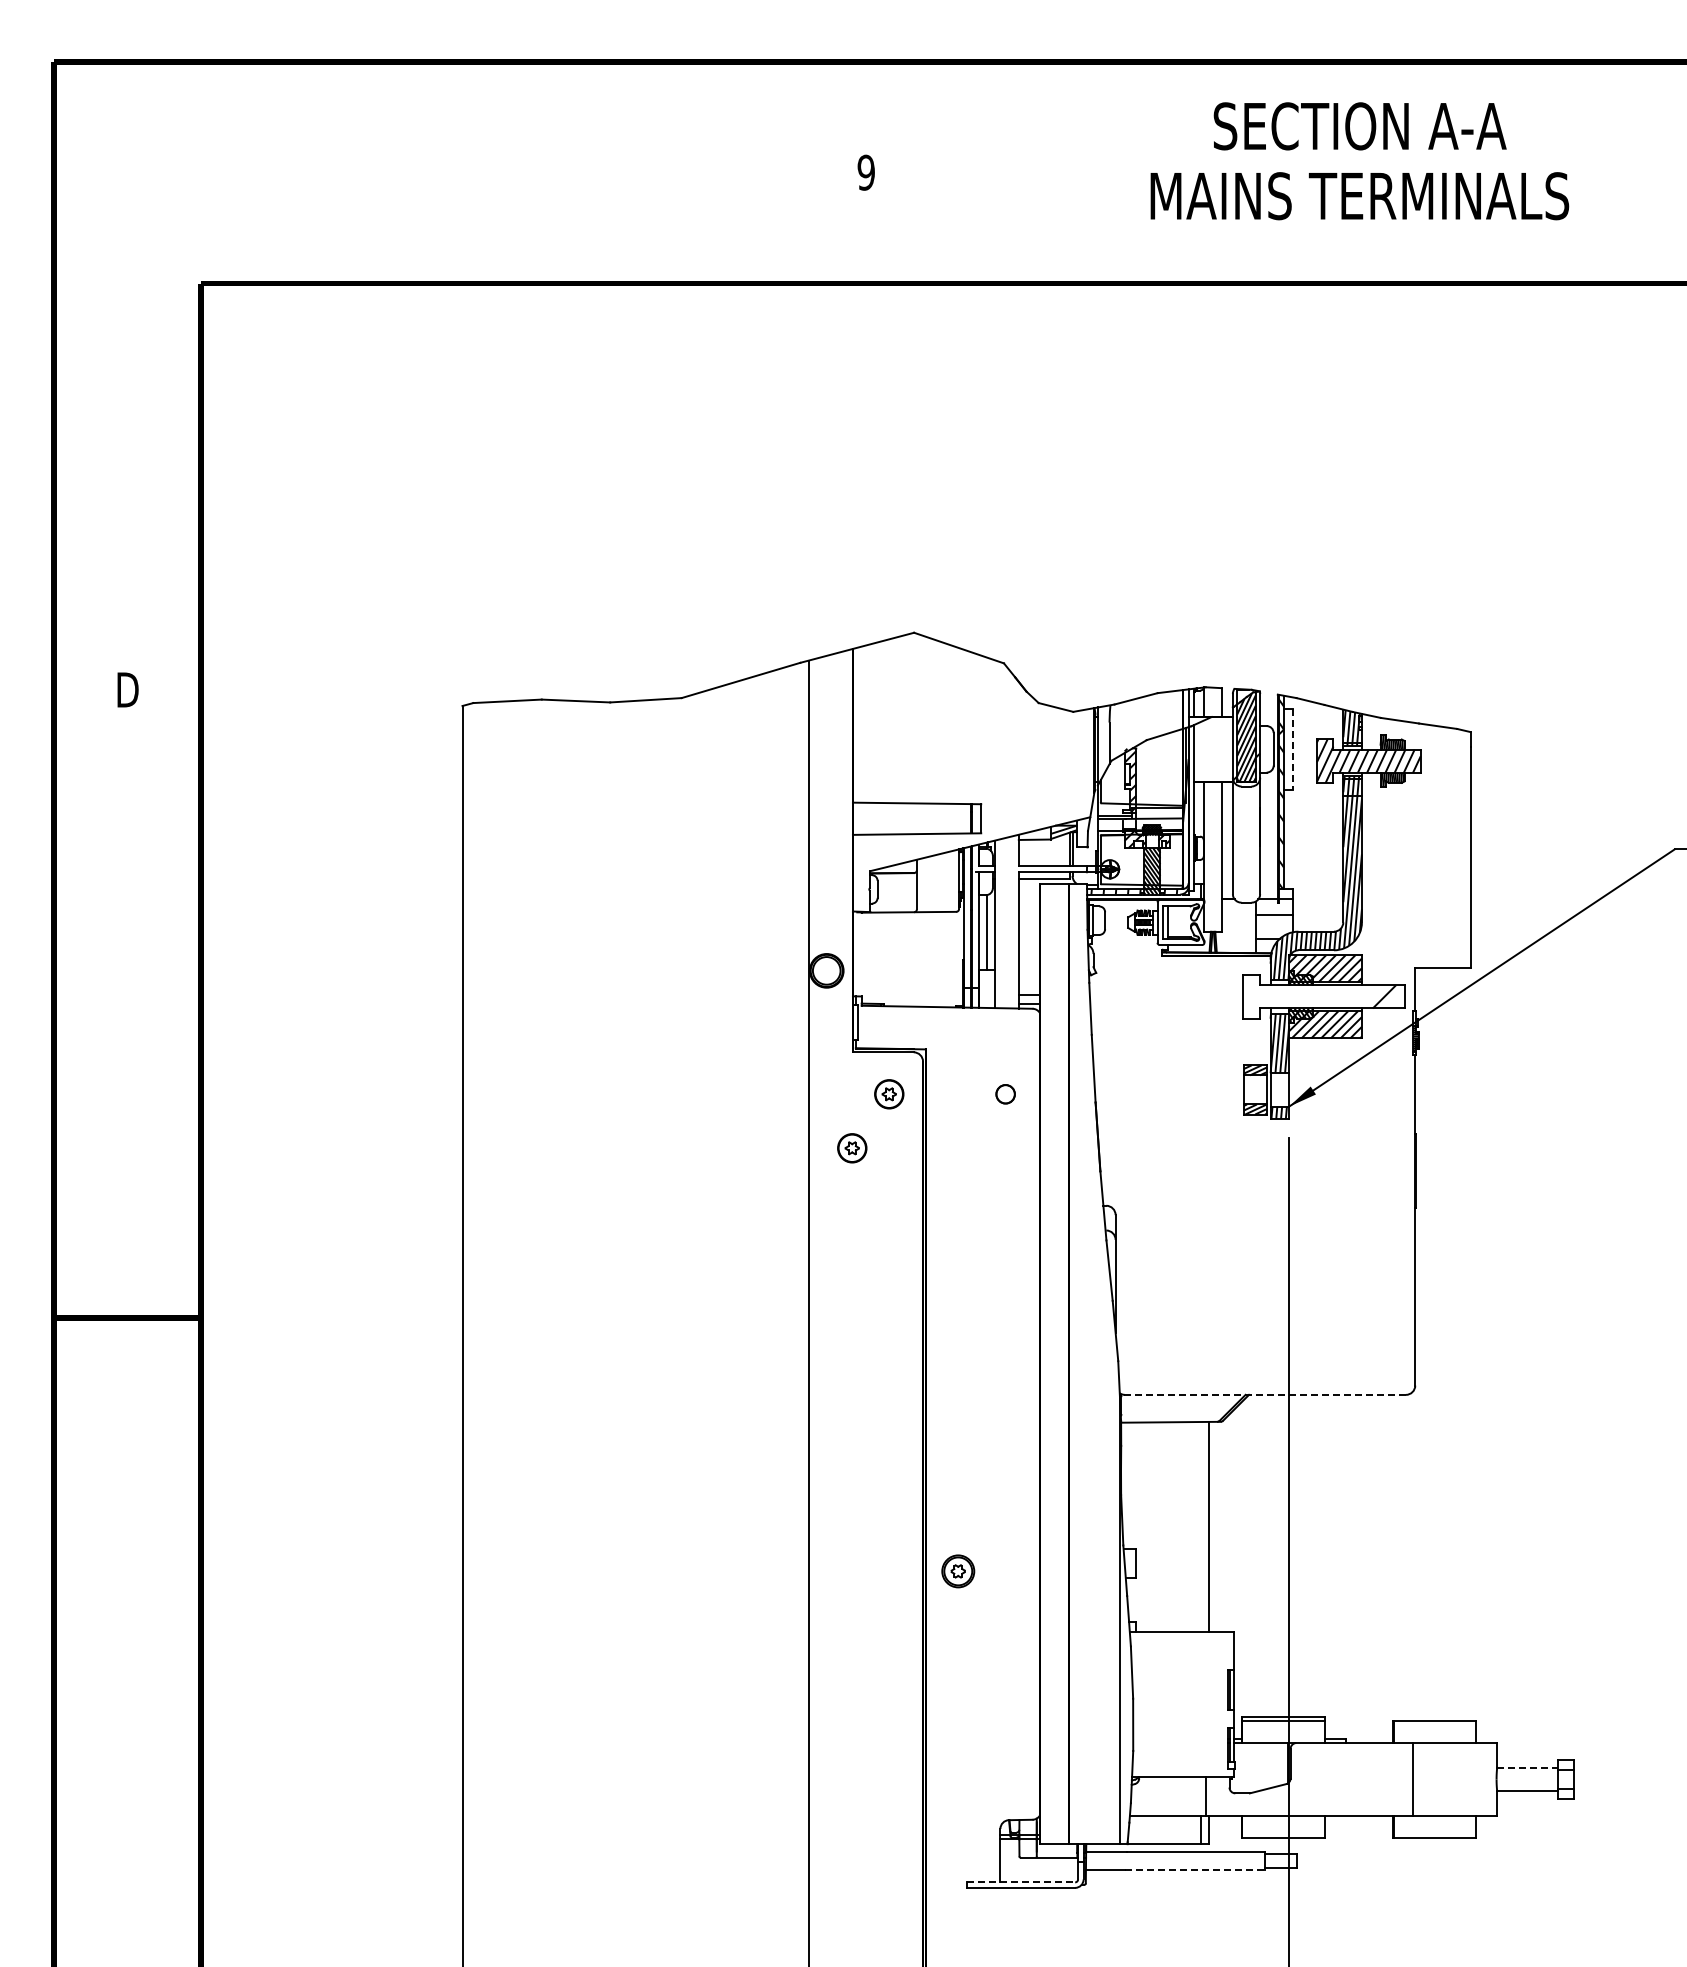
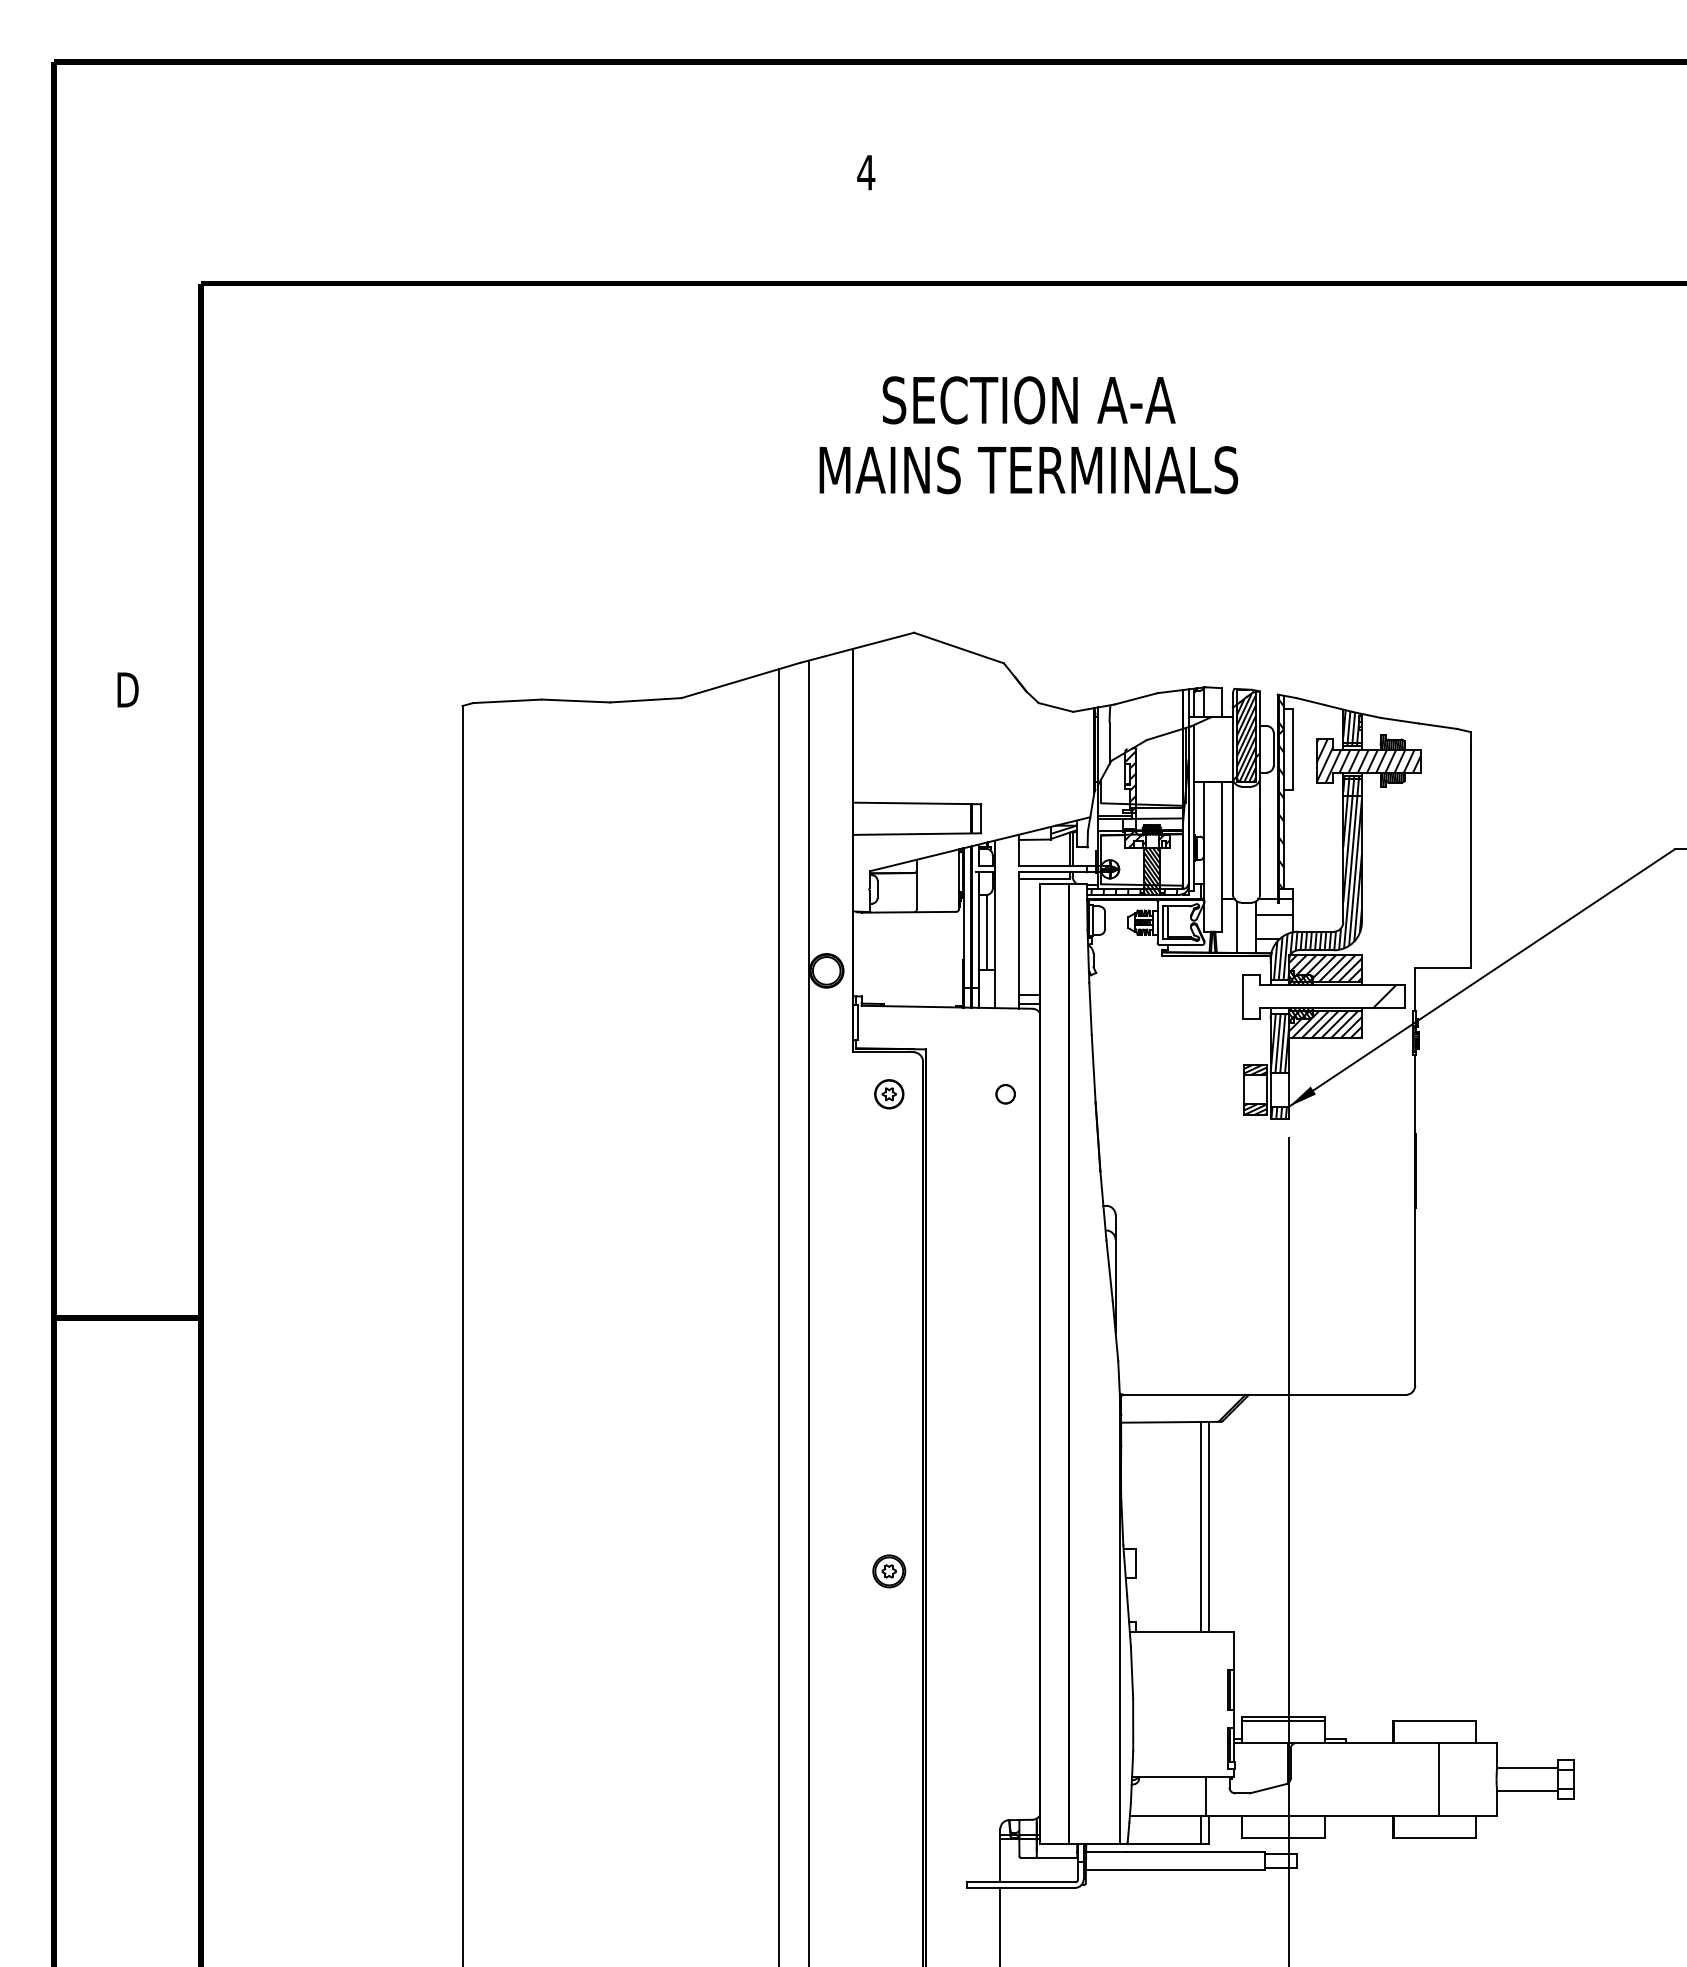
text position: (1359, 161) -> (1028, 435) (1028, 435)
text: 9 -> 4 (866, 172)
line: dashed -> solid (1293, 749)
line: none -> present (1237, 927)
part: present -> none (852, 1148)
line: none -> present (779, 1316)
line: dashed -> solid (1262, 1394)
line: none -> present (1201, 1526)
part position: (958, 1571) -> (889, 1571) (889, 1571)
line: dashed -> solid (1527, 1767)
line position: (1412, 1779) -> (1438, 1779) (1438, 1779)
line: dashed -> solid (1195, 1869)
line: dashed -> solid (1021, 1882)
line: none -> present (1000, 1925)
